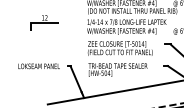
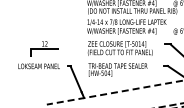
part position: (44, 22) -> (44, 48) (44, 48)
line: solid -> dashed (118, 91)
